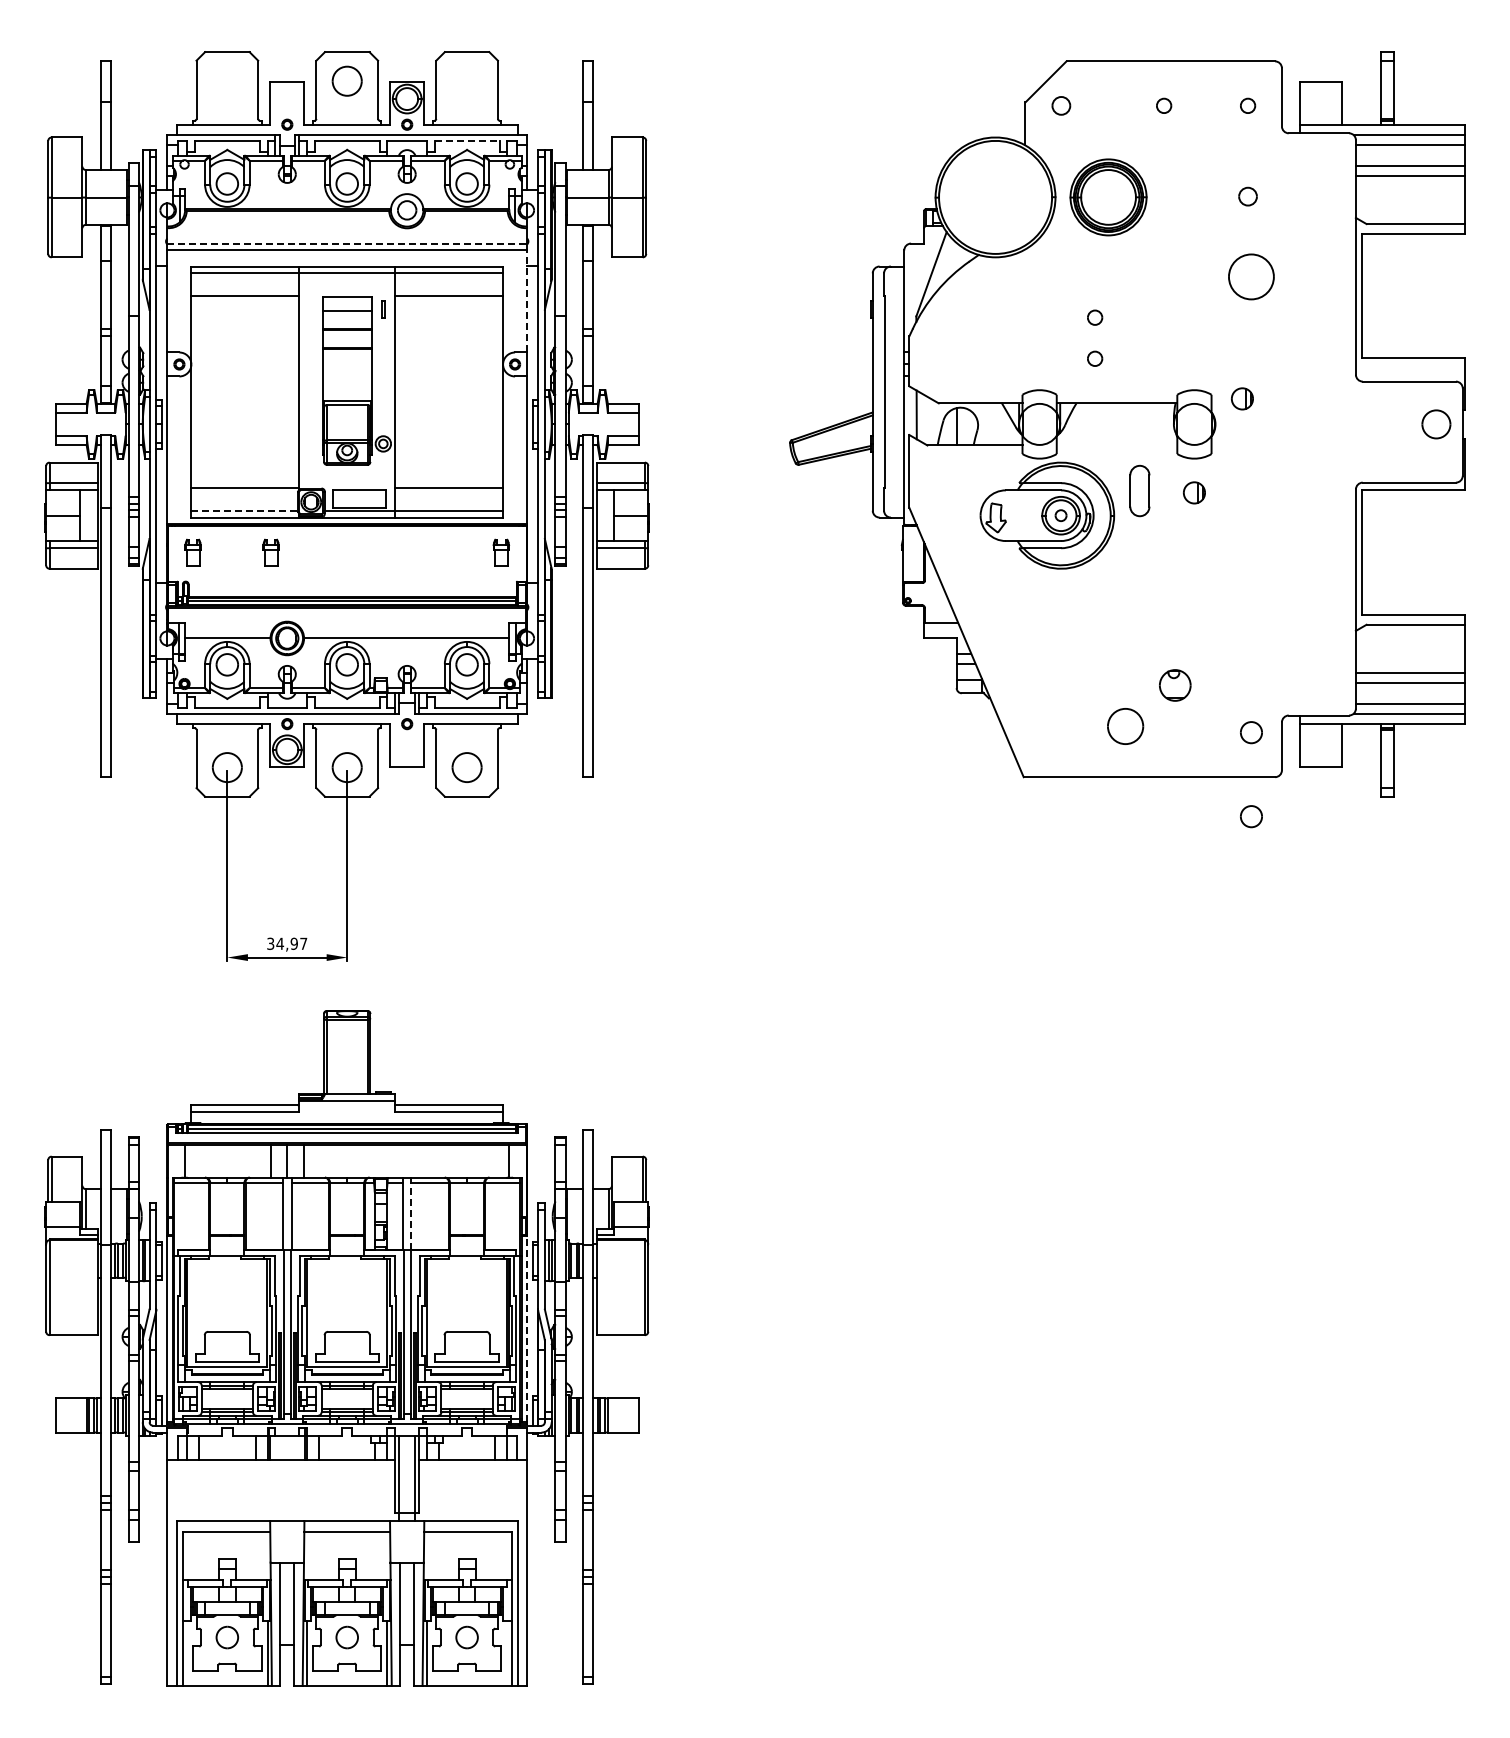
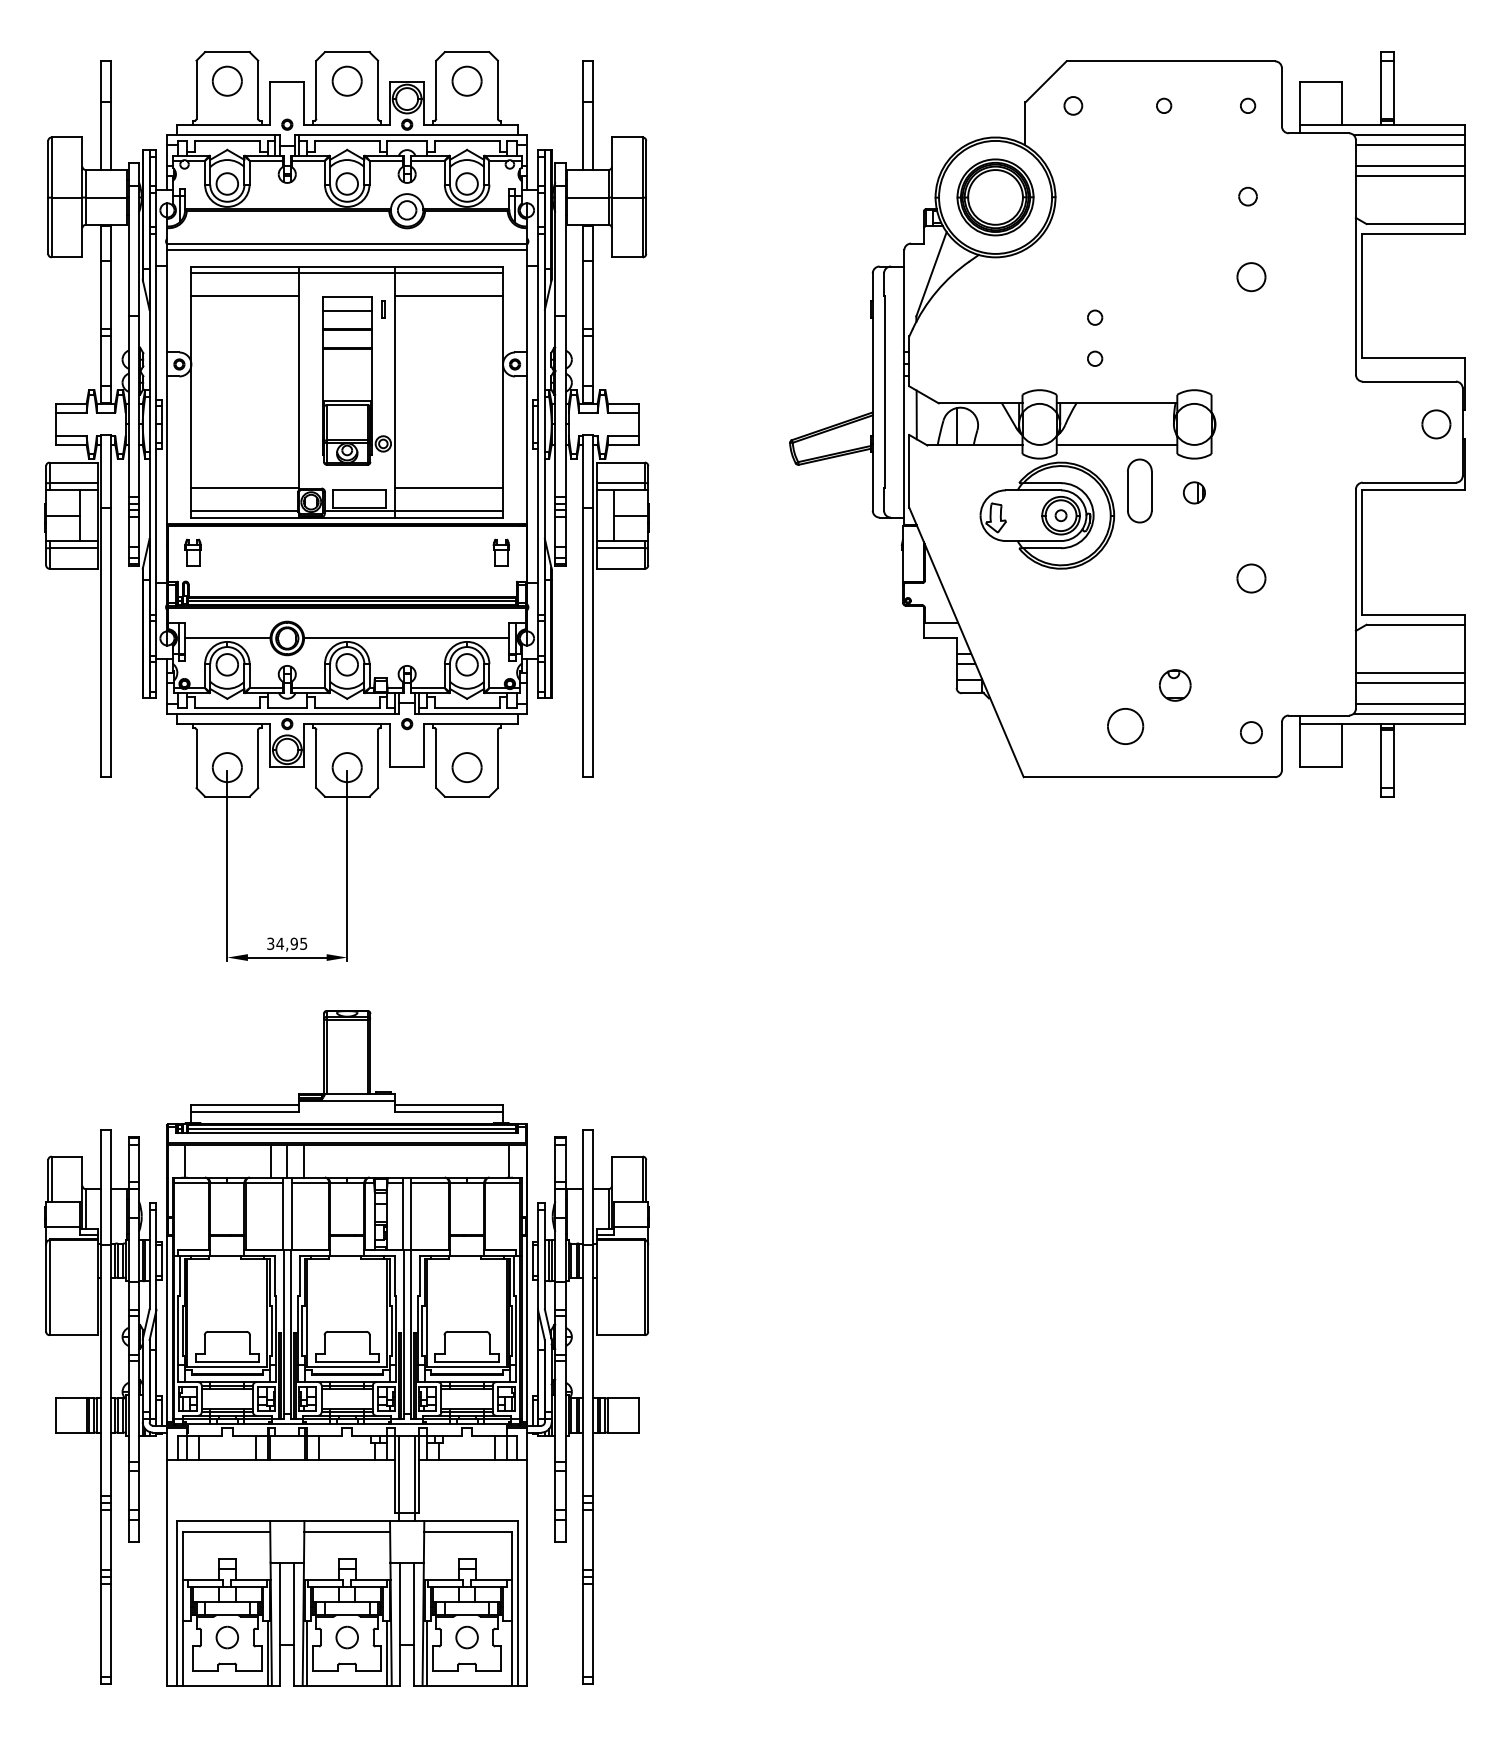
part: none -> present (226, 80)
part: none -> present (466, 80)
part position: (1061, 105) -> (1073, 105) (1073, 105)
line: dashed -> solid (467, 140)
part position: (1108, 197) -> (995, 197) (995, 197)
line: dashed -> solid (347, 243)
part size: 47x48 px -> 31x31 px (1251, 277)
line: dashed -> solid (527, 300)
part: present -> none (1242, 398)
line: none -> present (1116, 445)
part size: 22x54 px -> 26x66 px (1139, 490)
line: dashed -> solid (244, 510)
part: present -> none (270, 552)
part: none -> present (1251, 578)
part: present -> none (1251, 816)
text: 34,97 -> 34,95 (303, 943)
line: dashed -> solid (411, 1215)
line: dashed -> solid (527, 1328)
